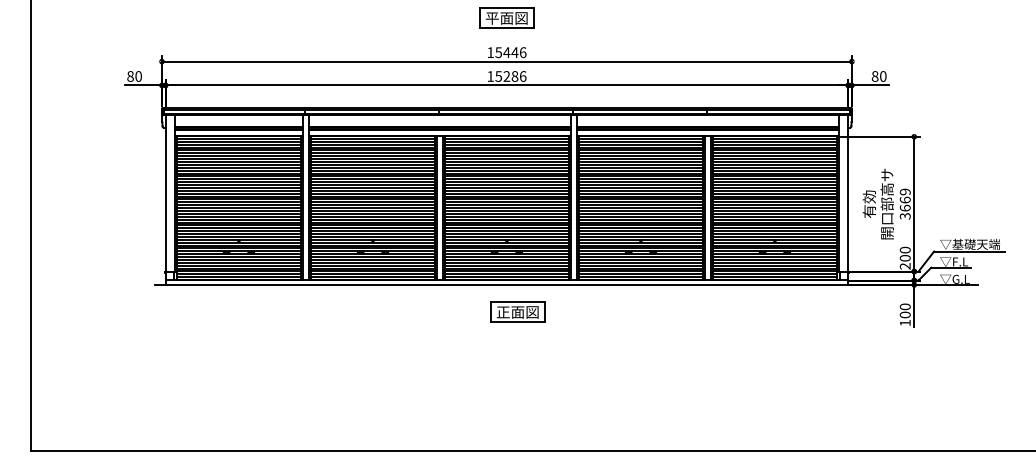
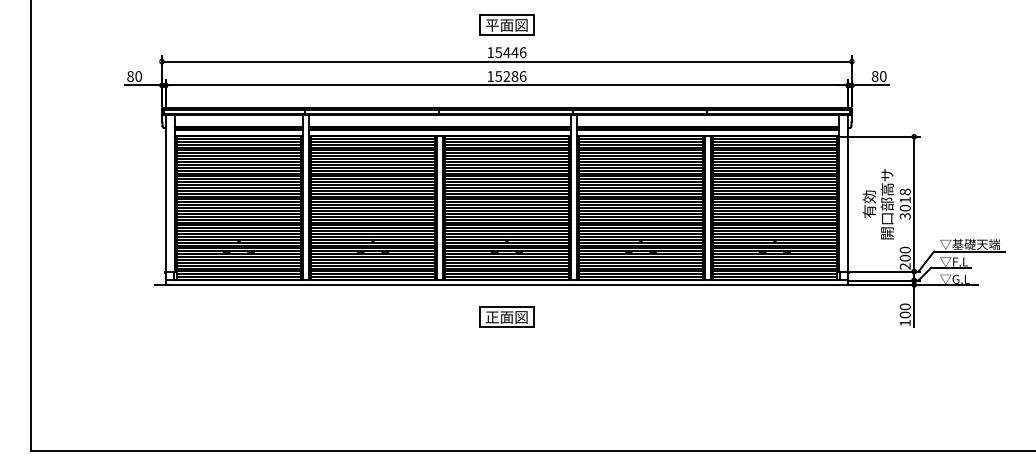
part position: (506, 17) -> (506, 24) (506, 24)
text: 3669 -> 3018 (904, 199)
part position: (517, 311) -> (506, 316) (506, 316)
